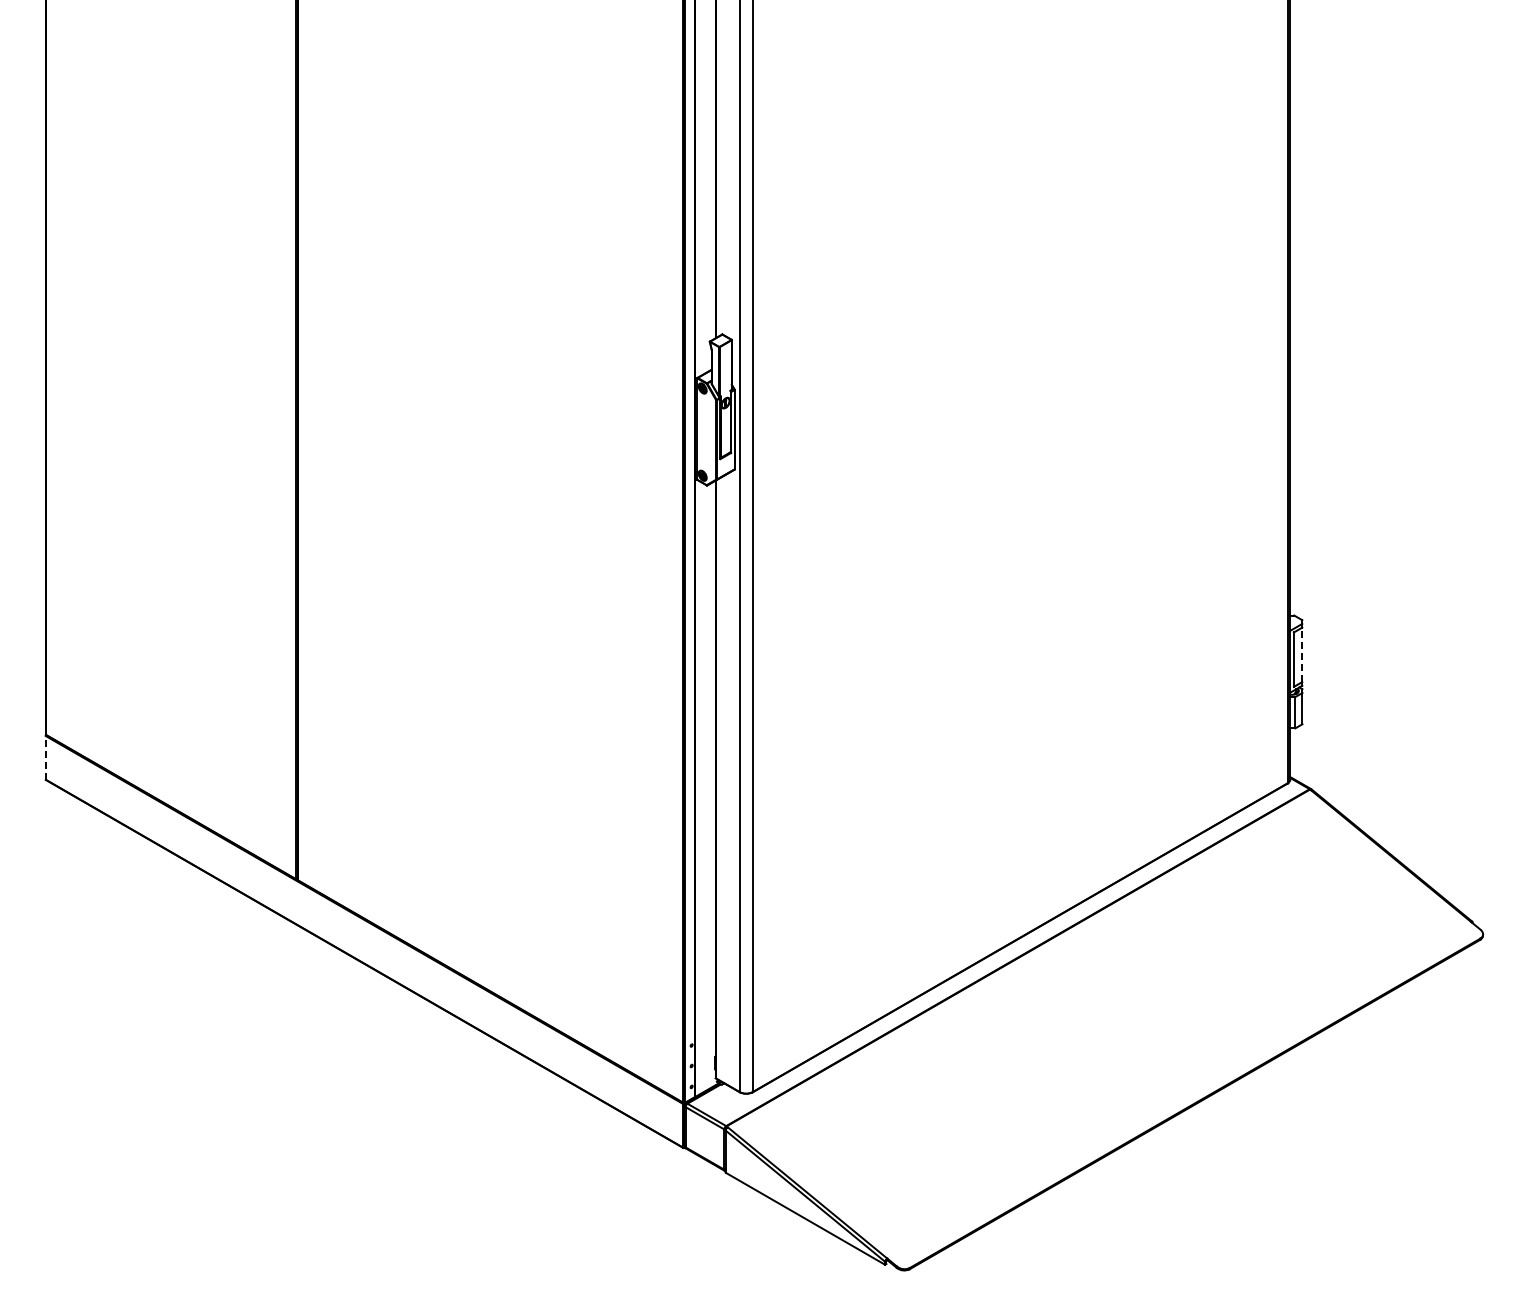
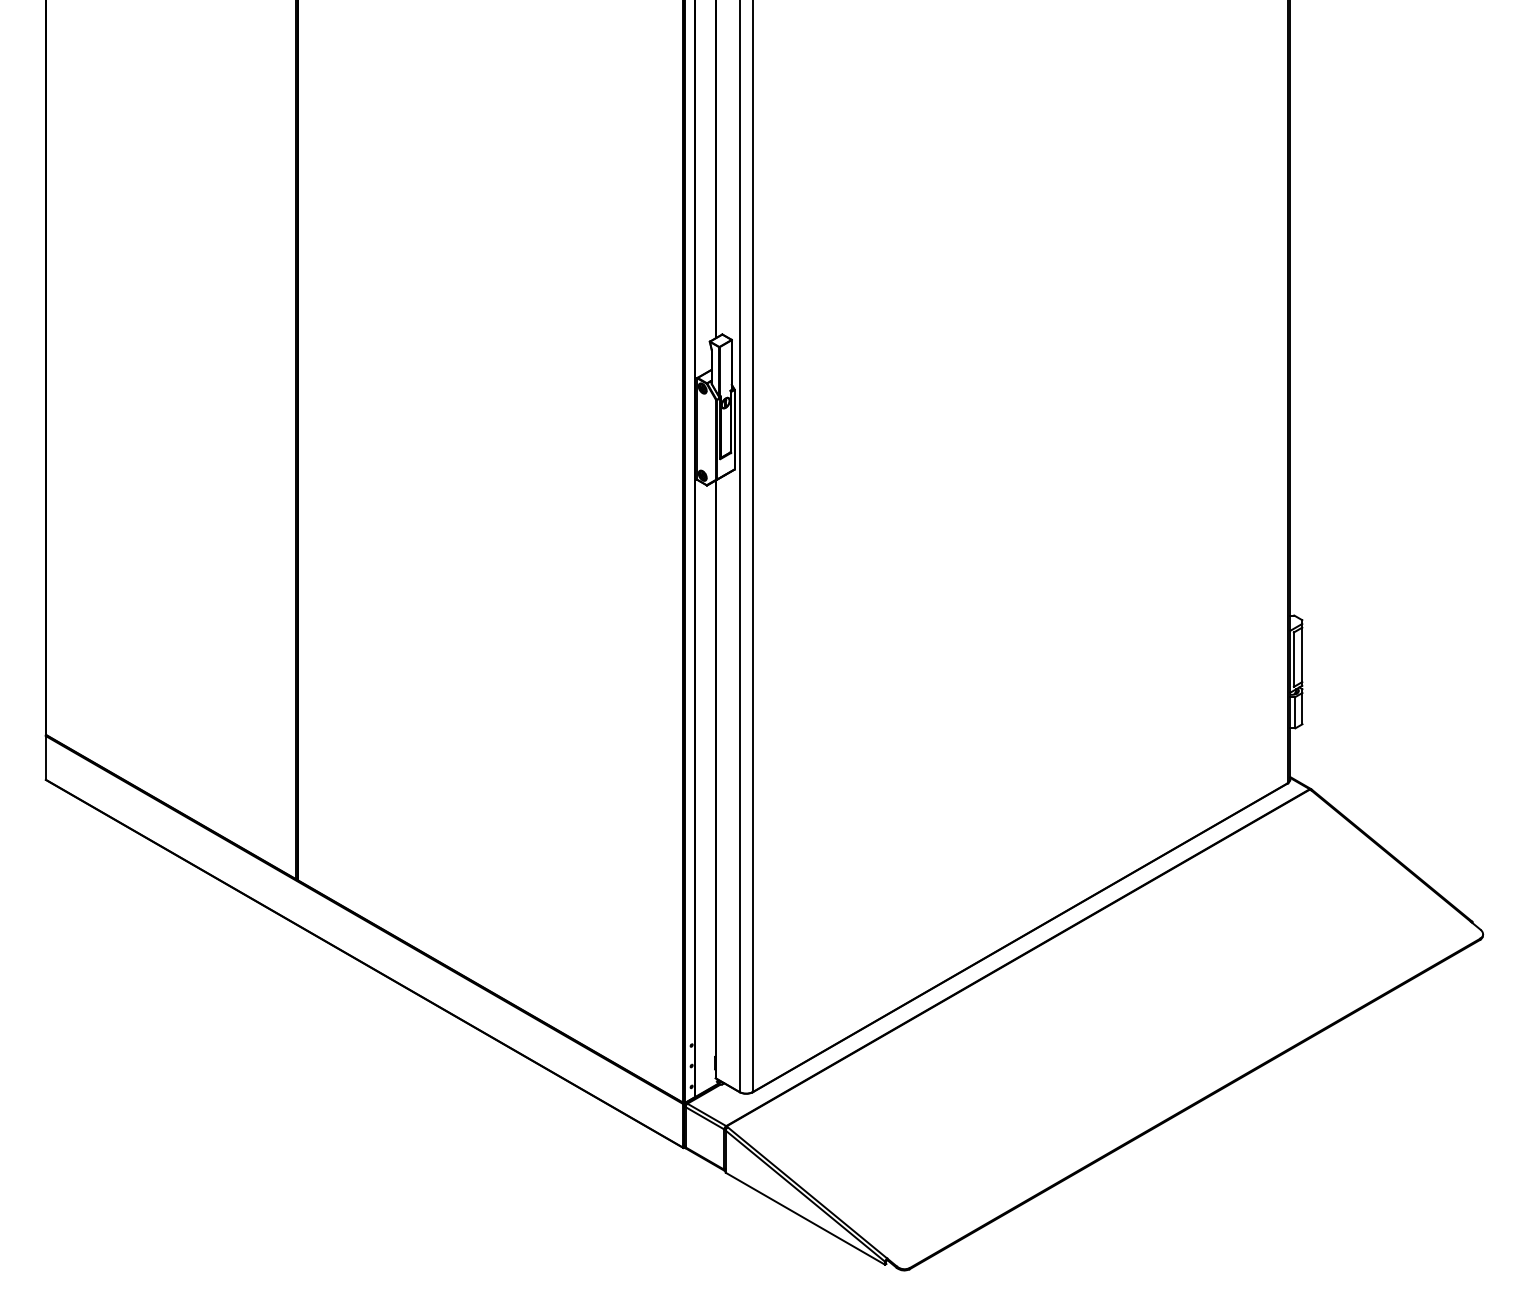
line: dashed -> solid (1302, 654)
line: dashed -> solid (45, 757)
